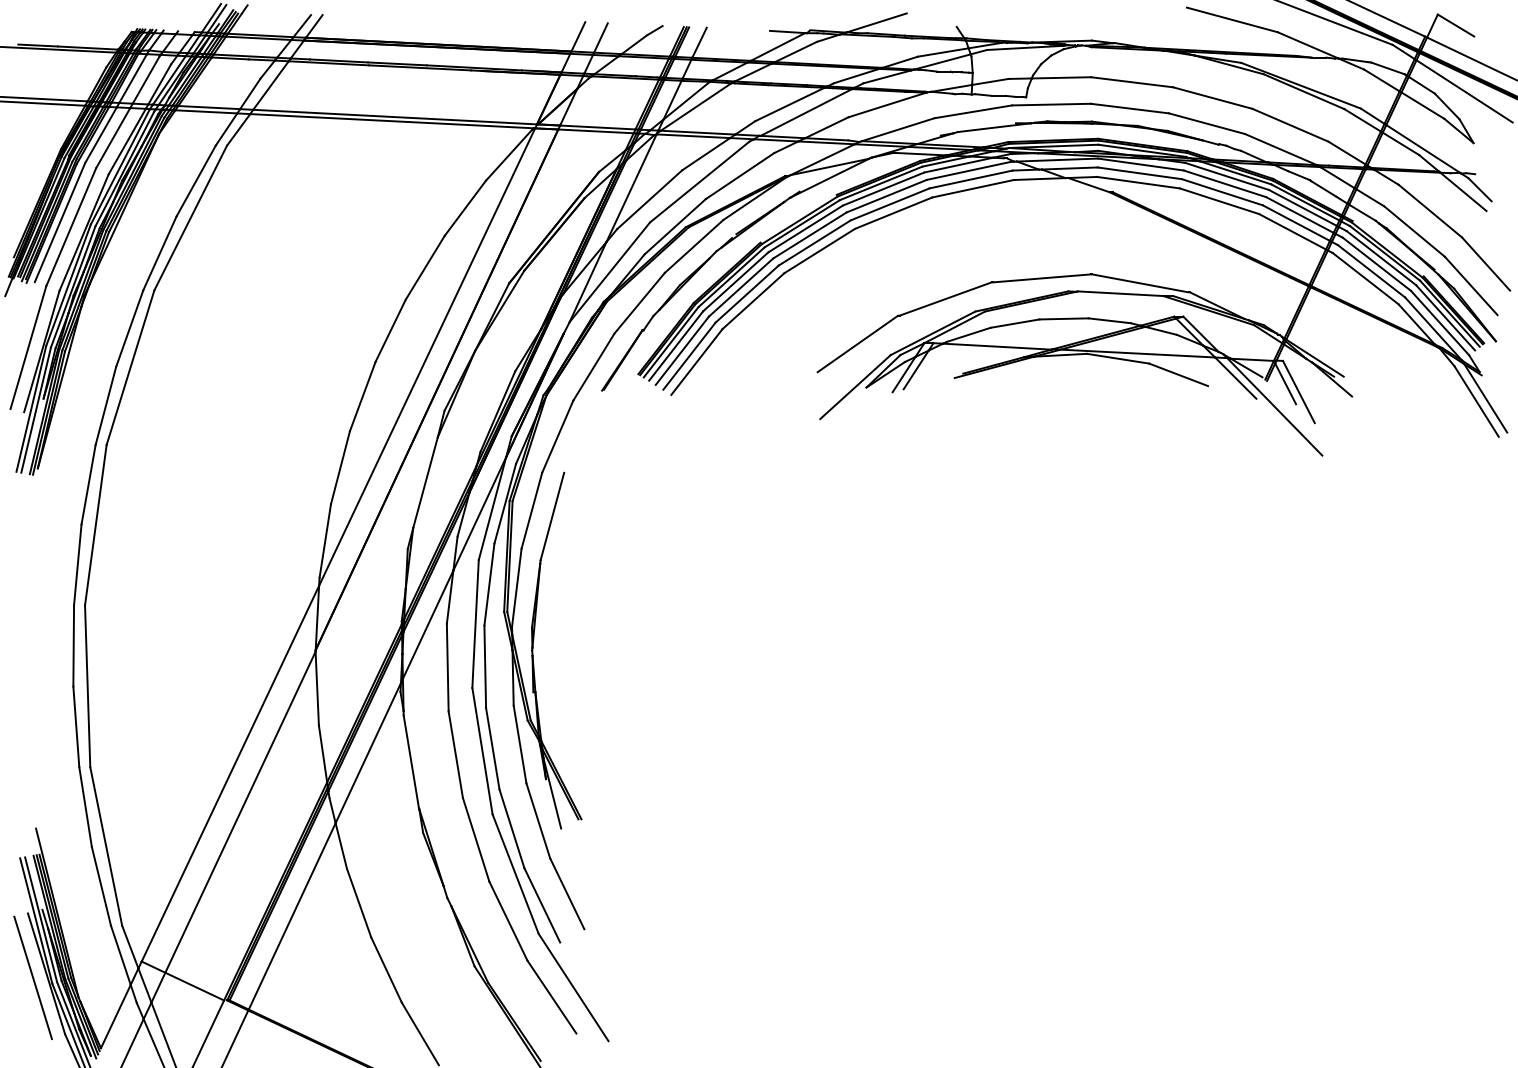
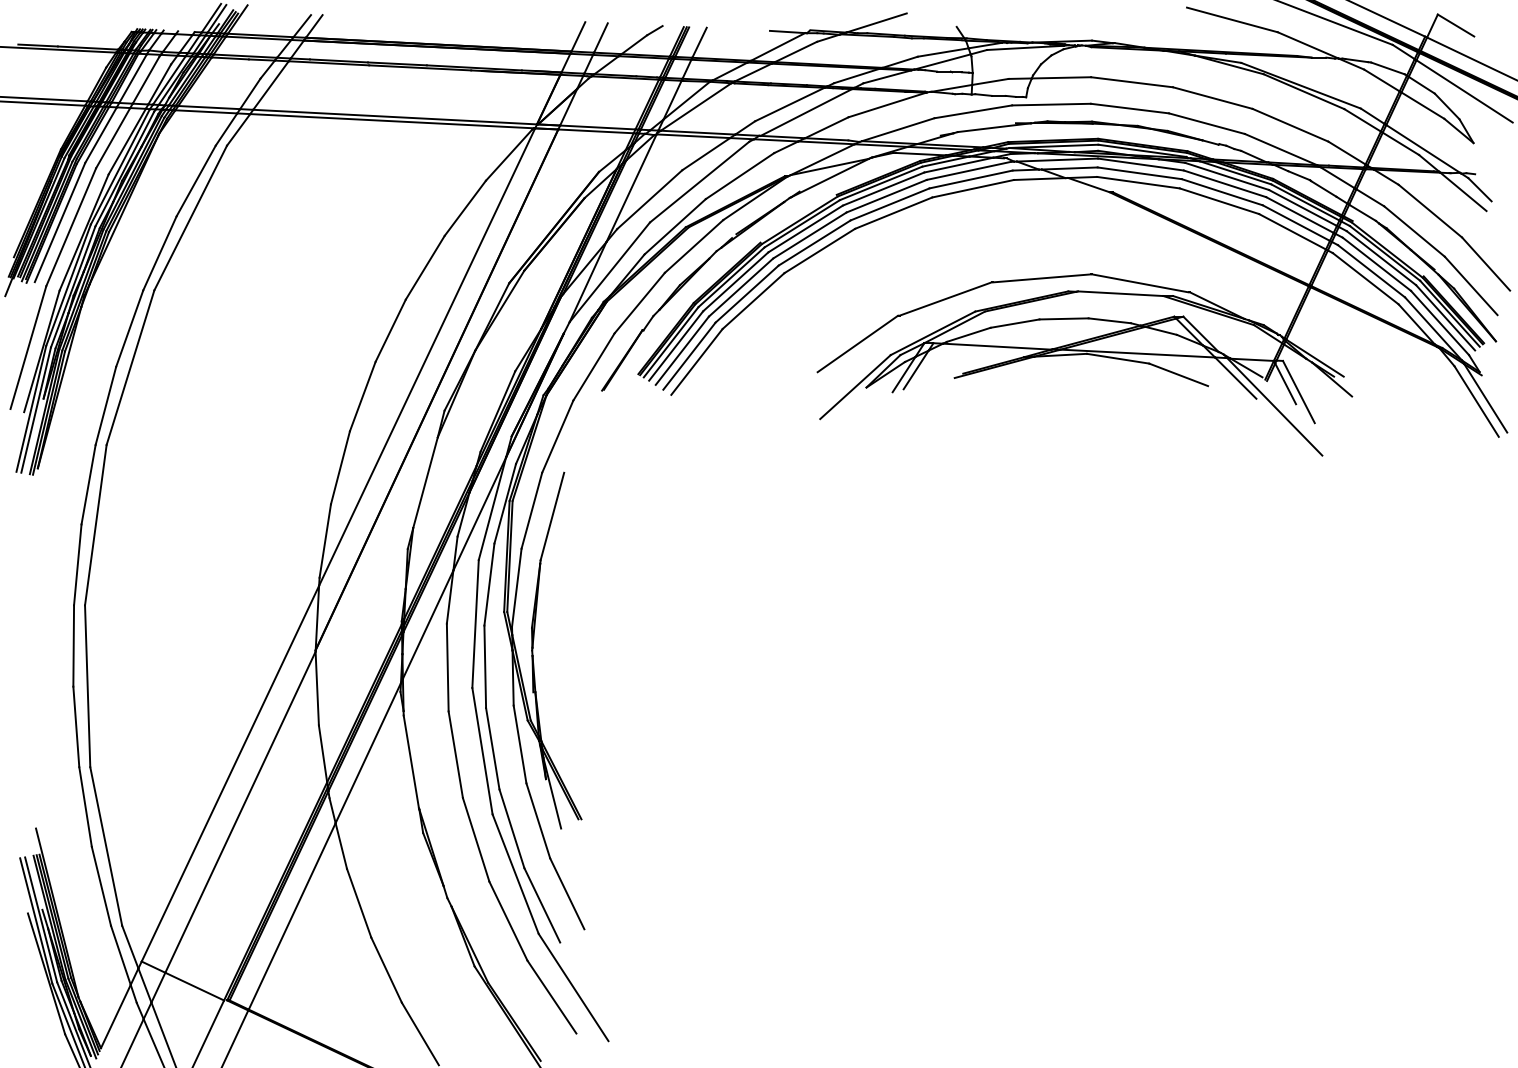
line: present -> none (32, 977)
